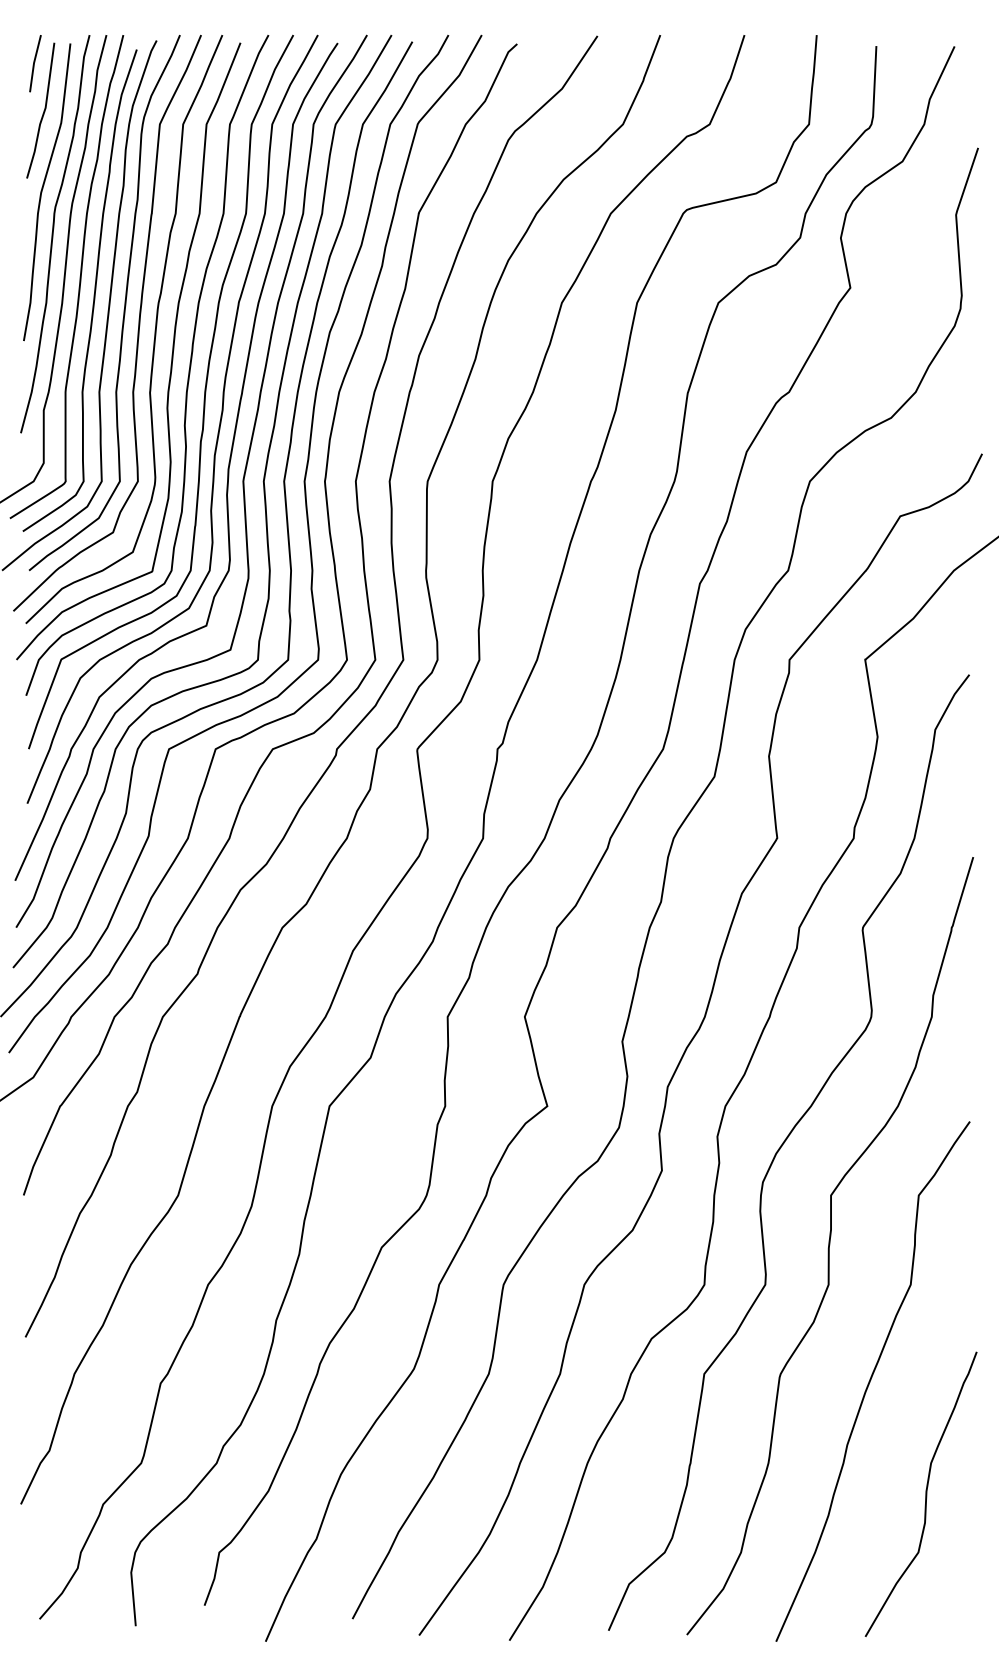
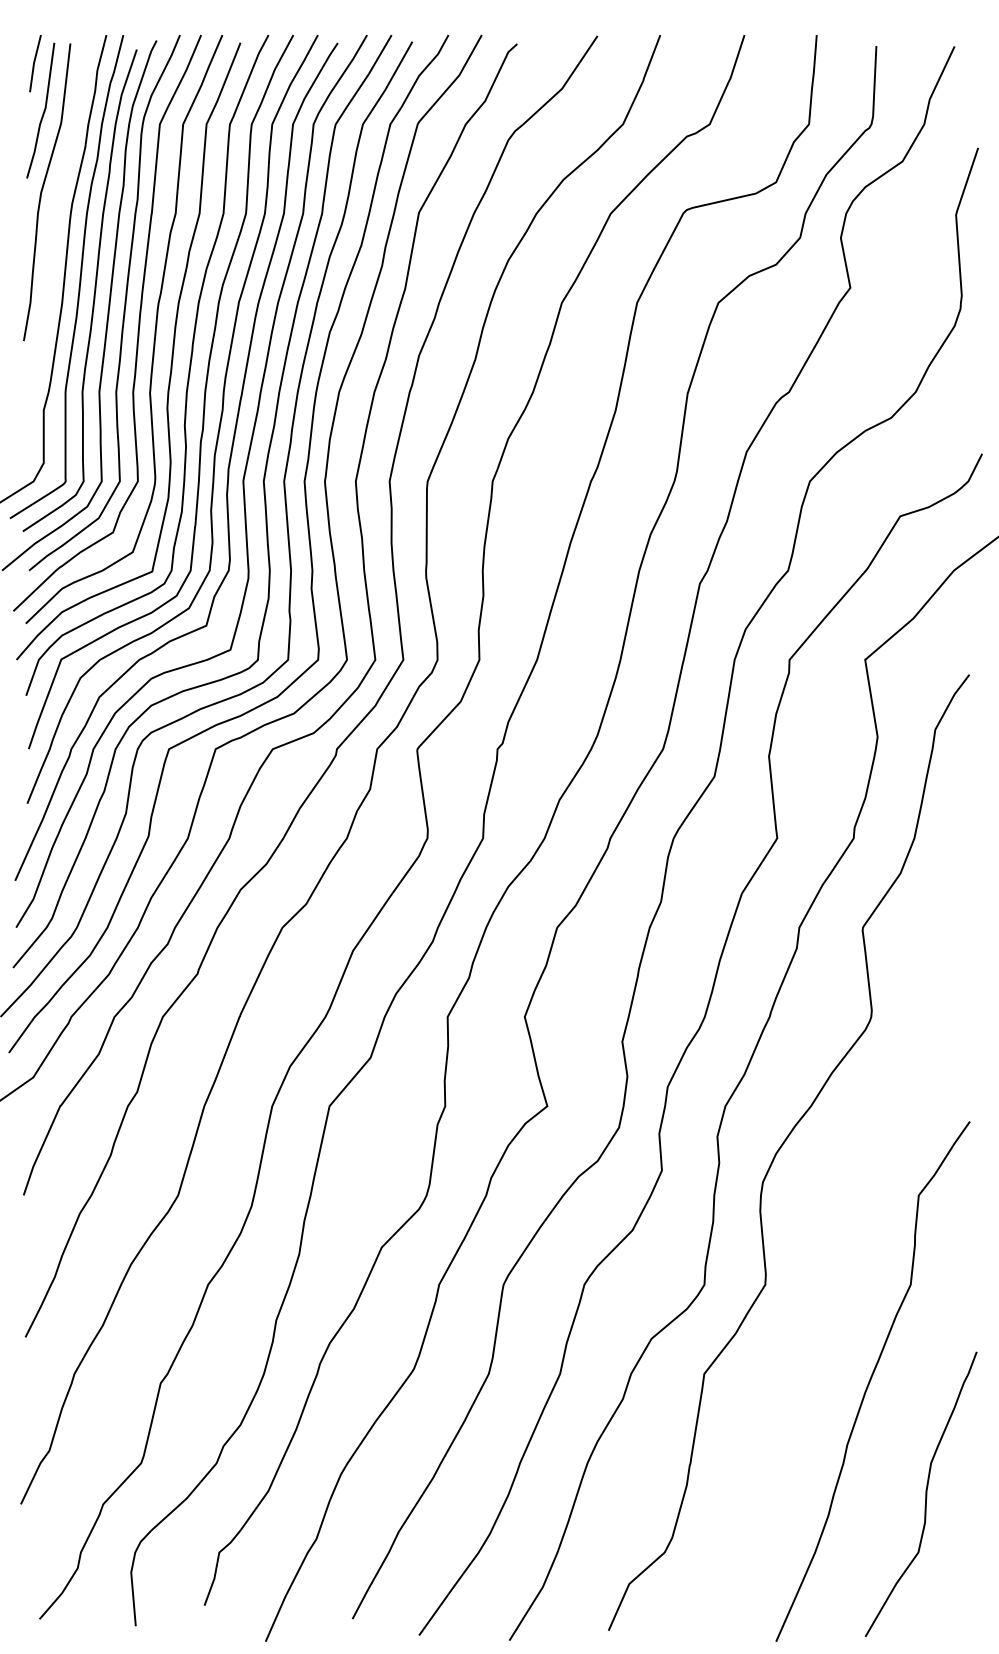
curve: present -> none (53, 234)
curve: present -> none (829, 1246)
